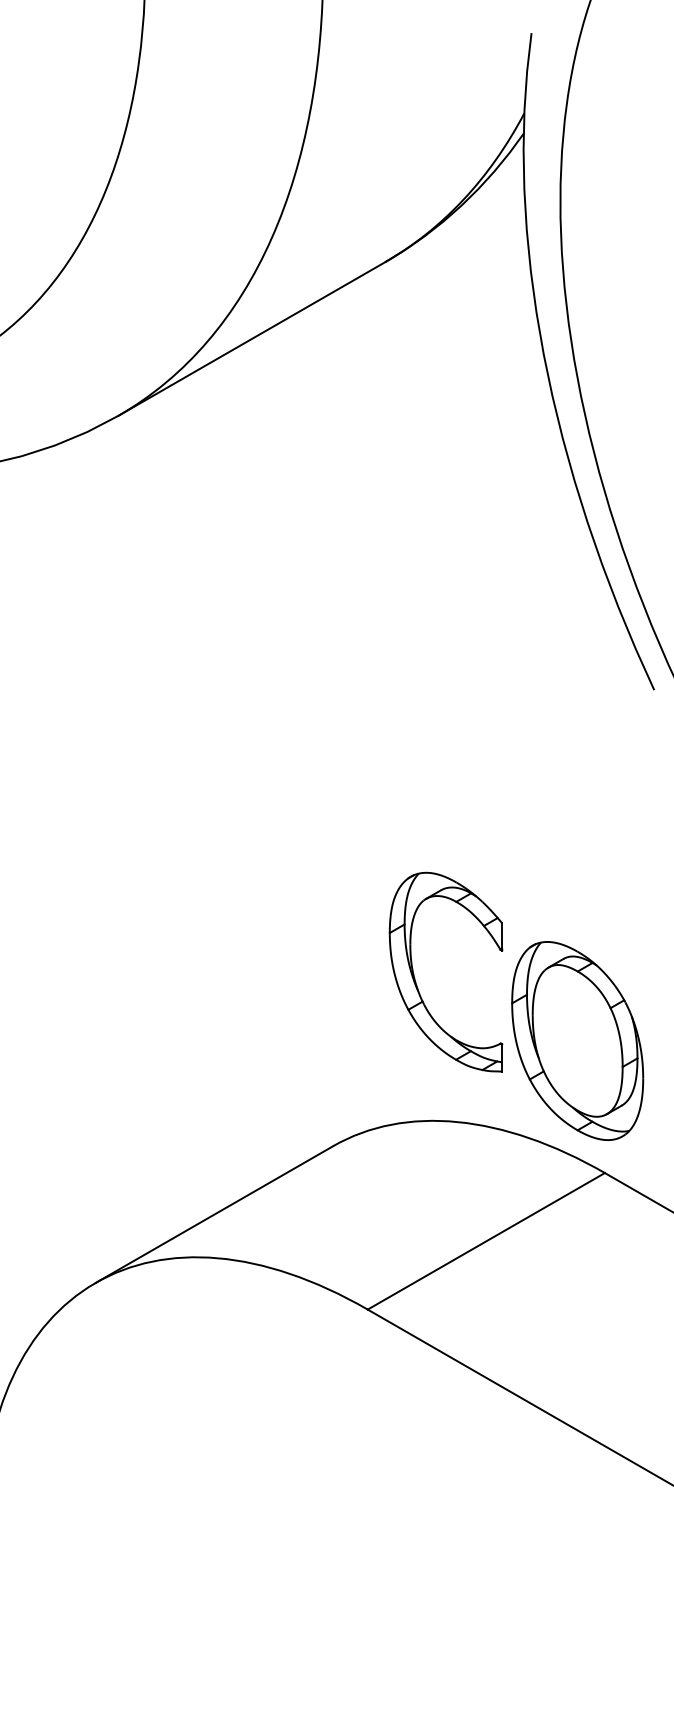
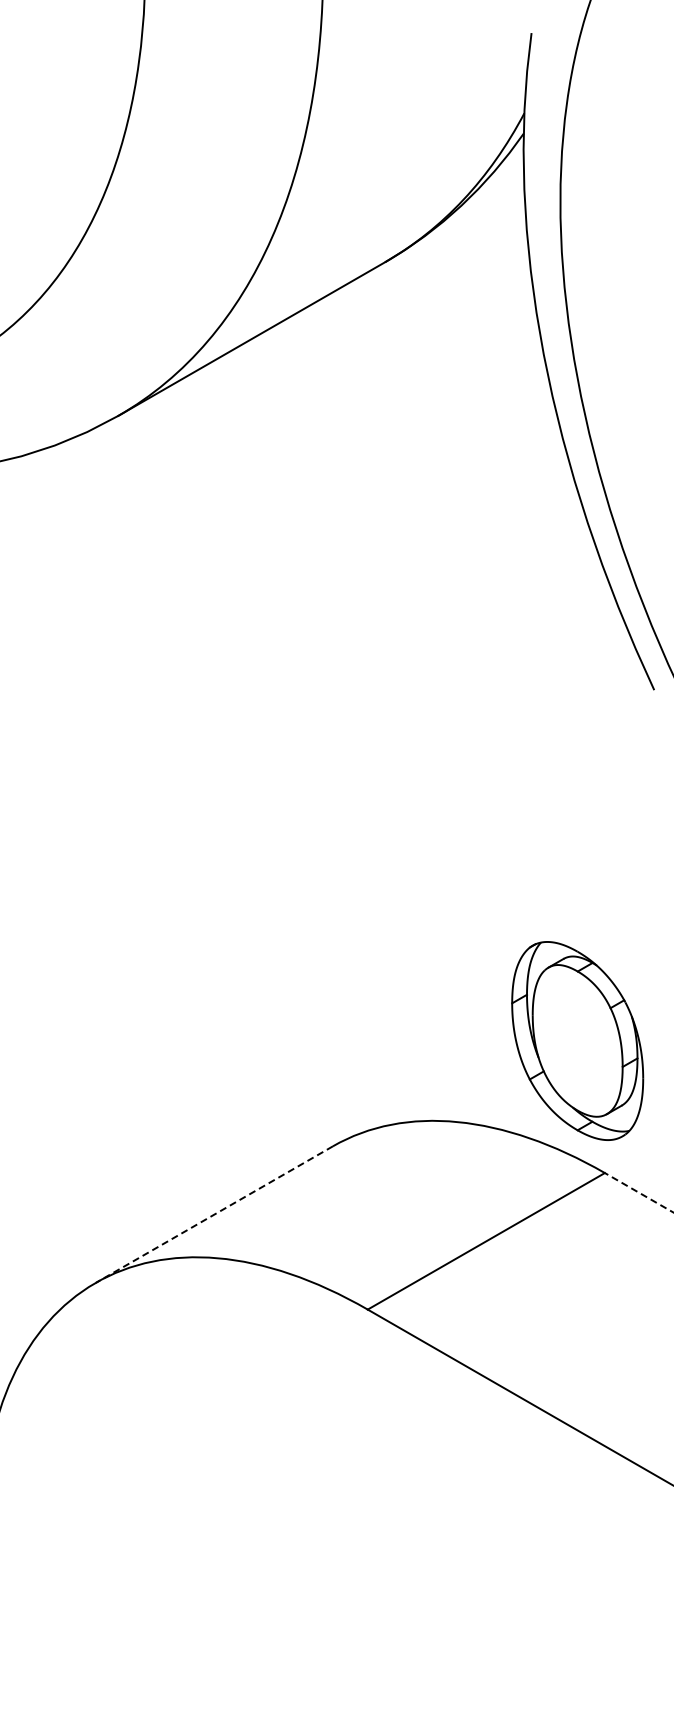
part: present -> none (416, 981)
line: solid -> dashed (638, 1192)
line: solid -> dashed (214, 1214)
